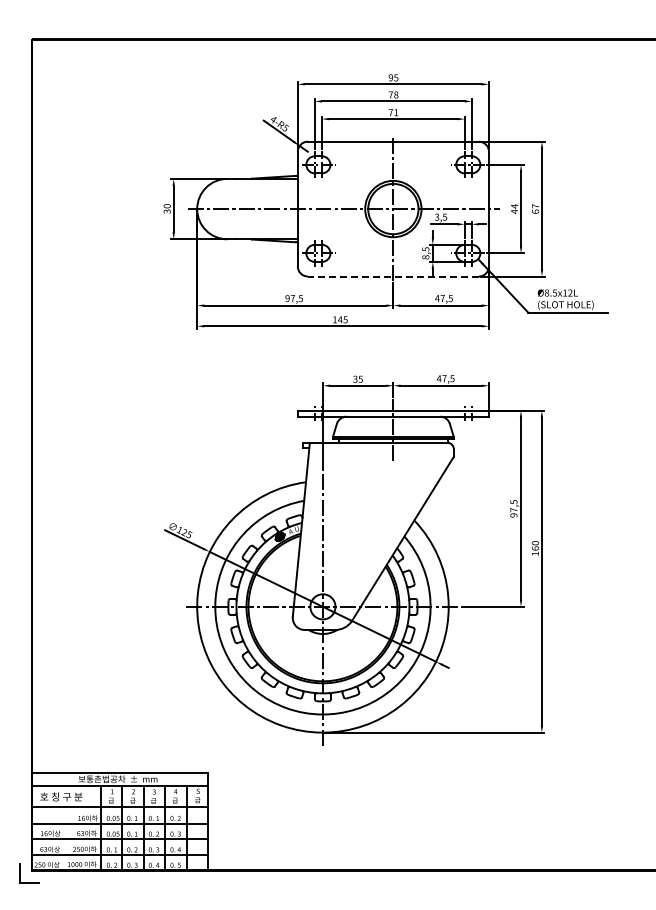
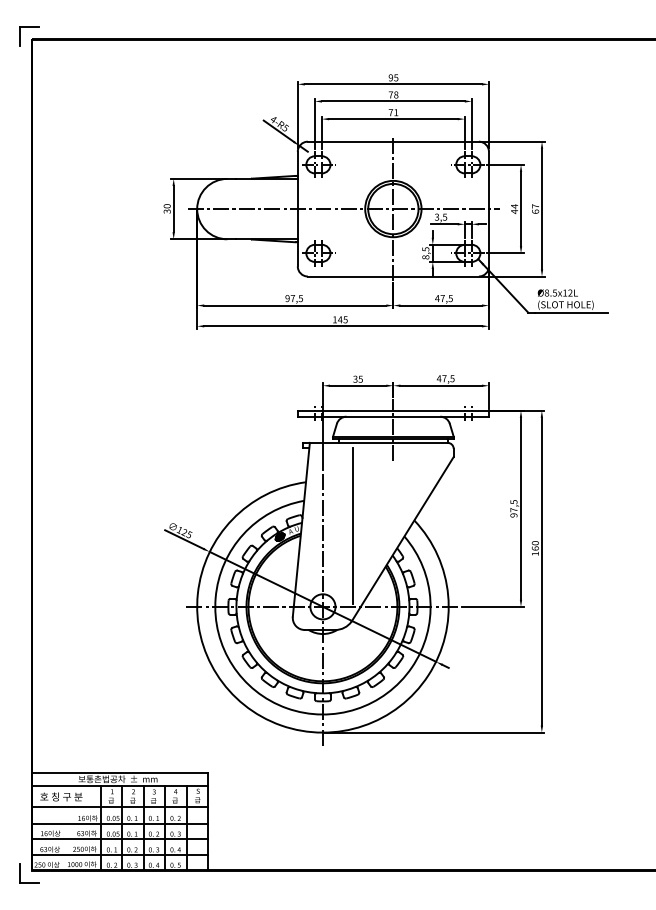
part: none -> present (29, 27)
line: dashed -> solid (393, 276)
line: none -> present (353, 525)
